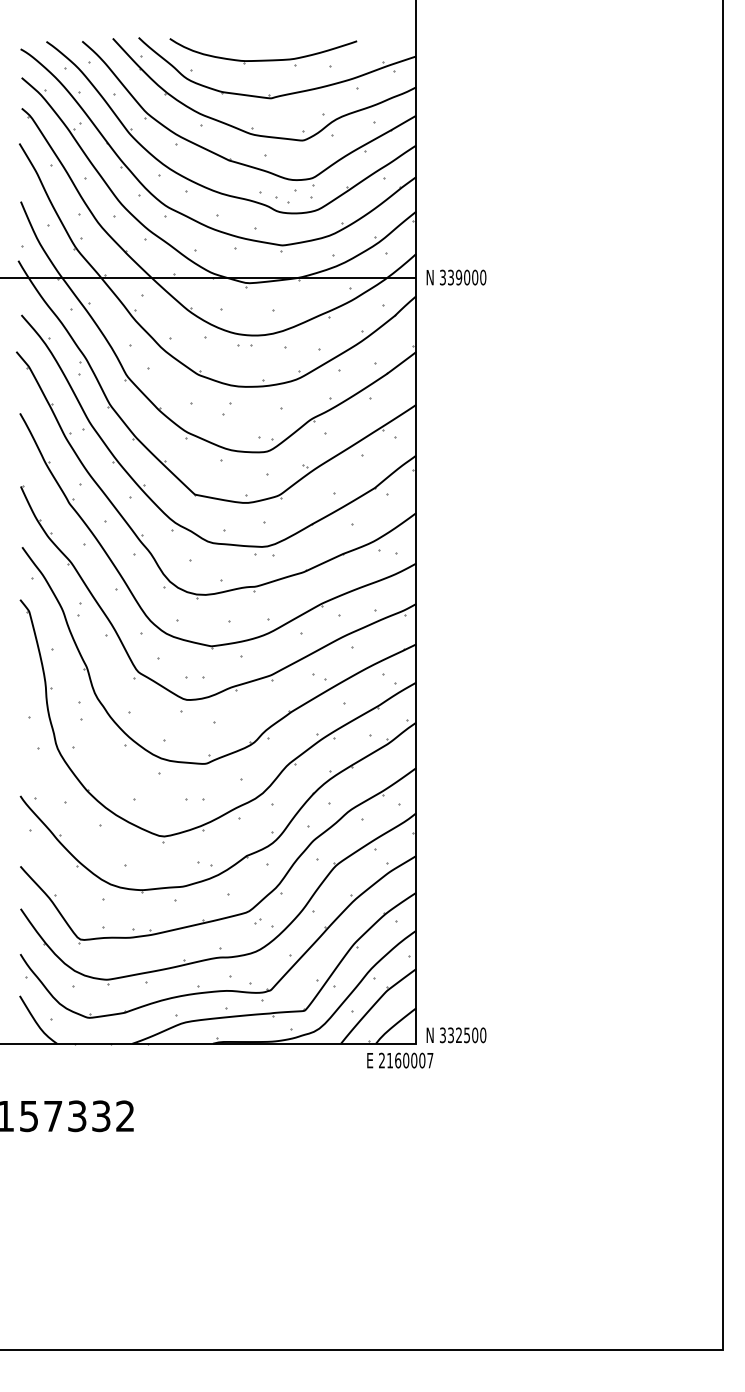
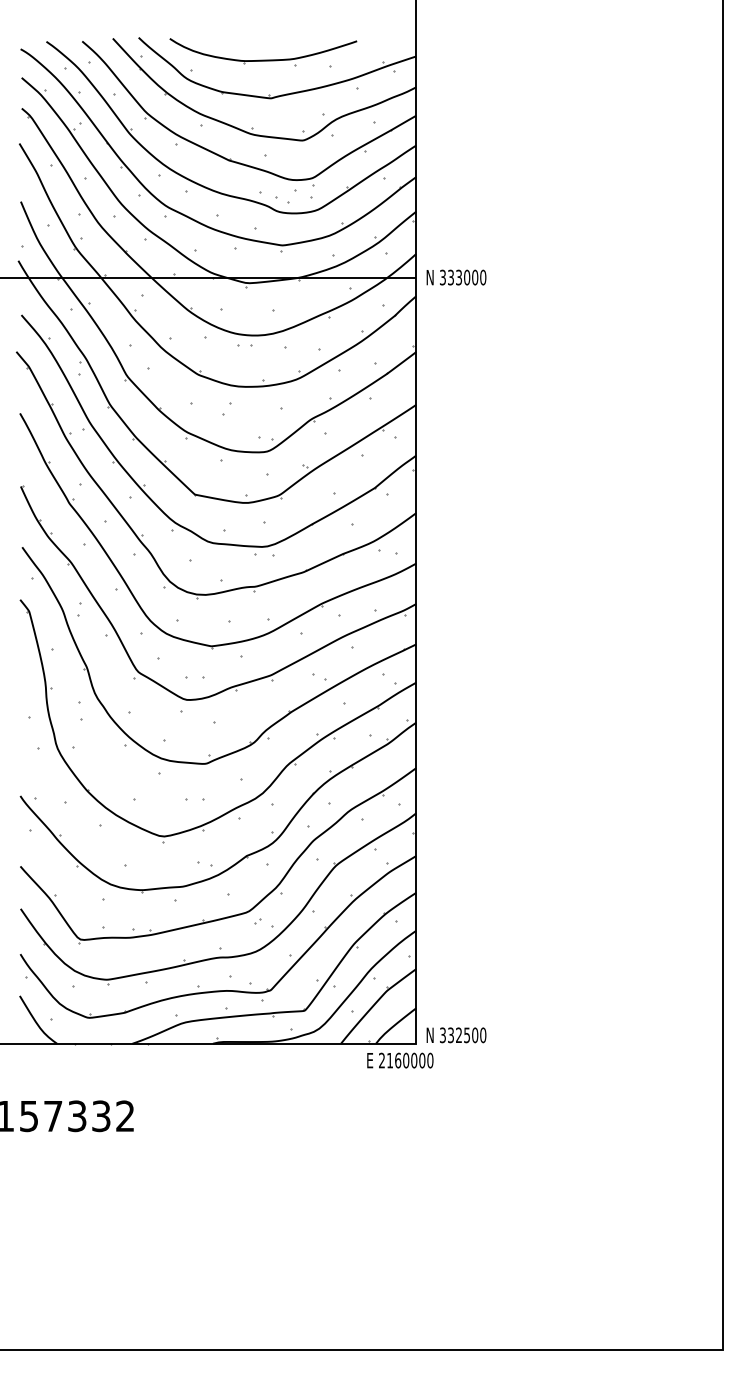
text: 339000 -> 333000 (458, 277)
text: 2160007 -> 2160000 (430, 1060)
